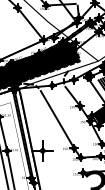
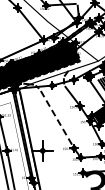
line: solid -> dashed (57, 119)
